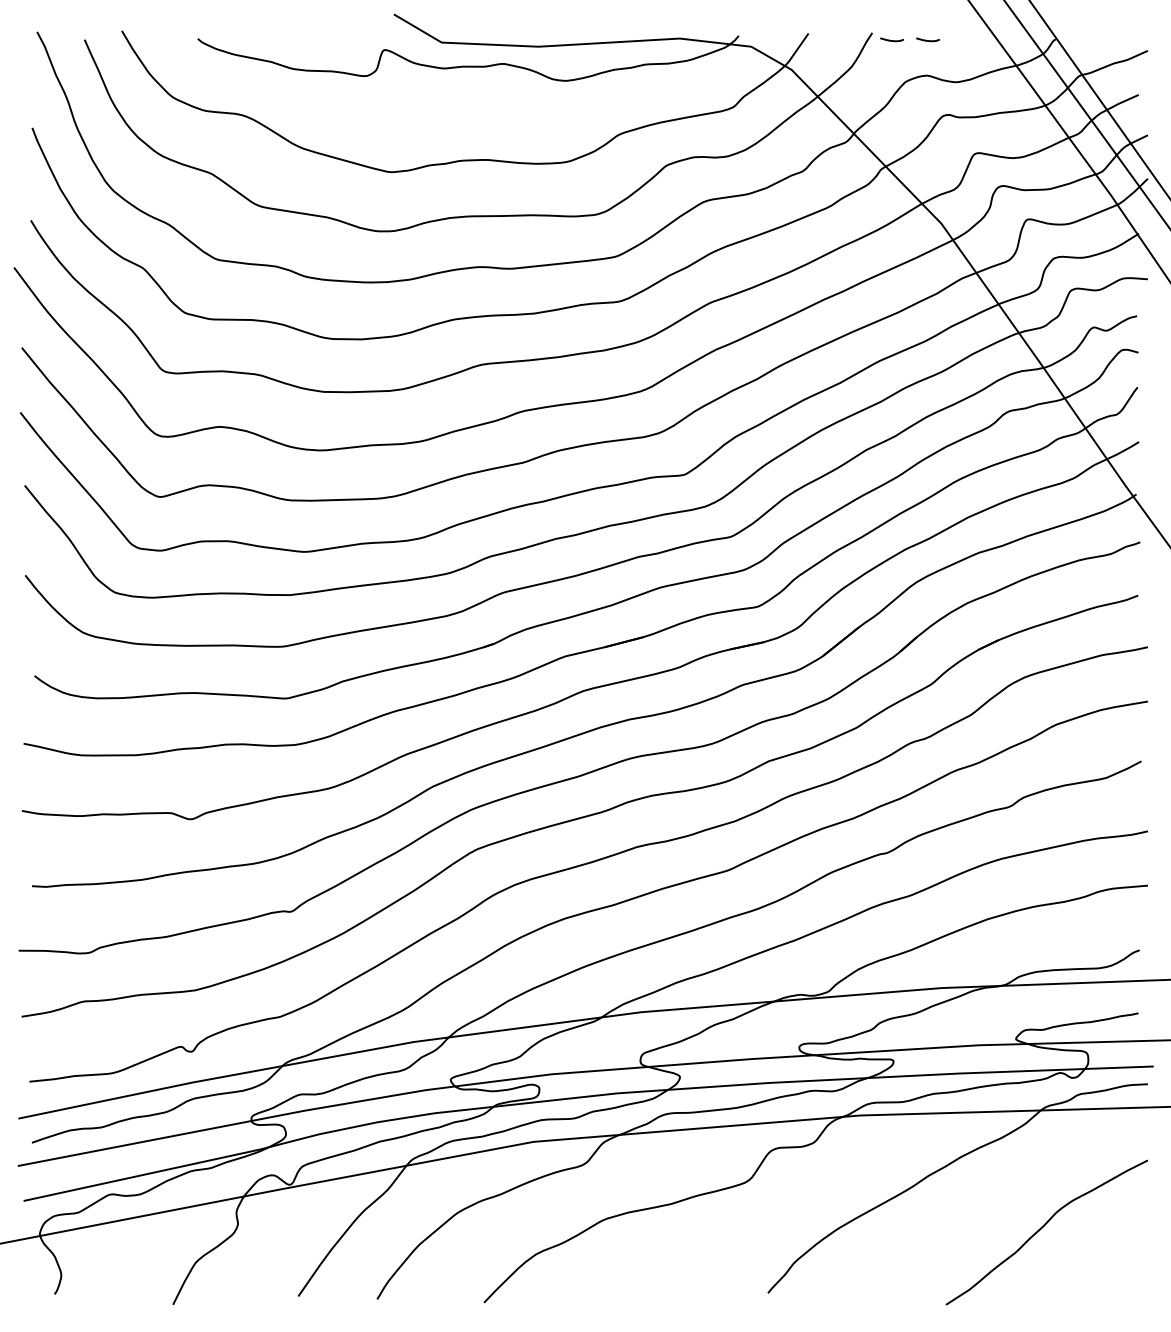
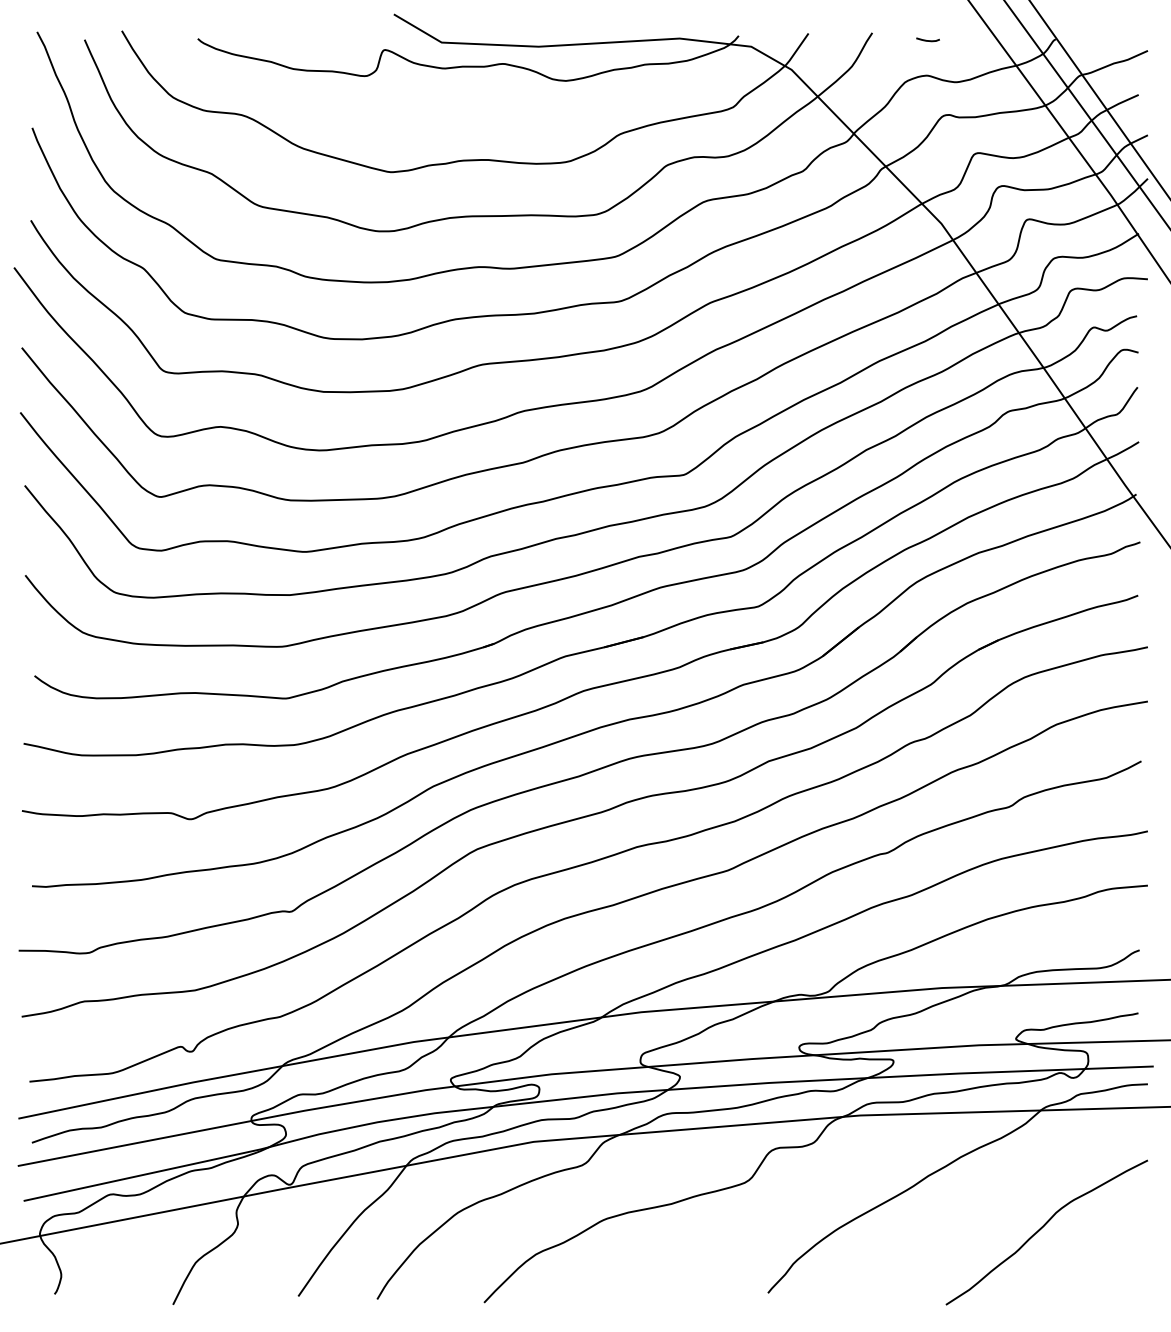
curve: present -> none (890, 39)
